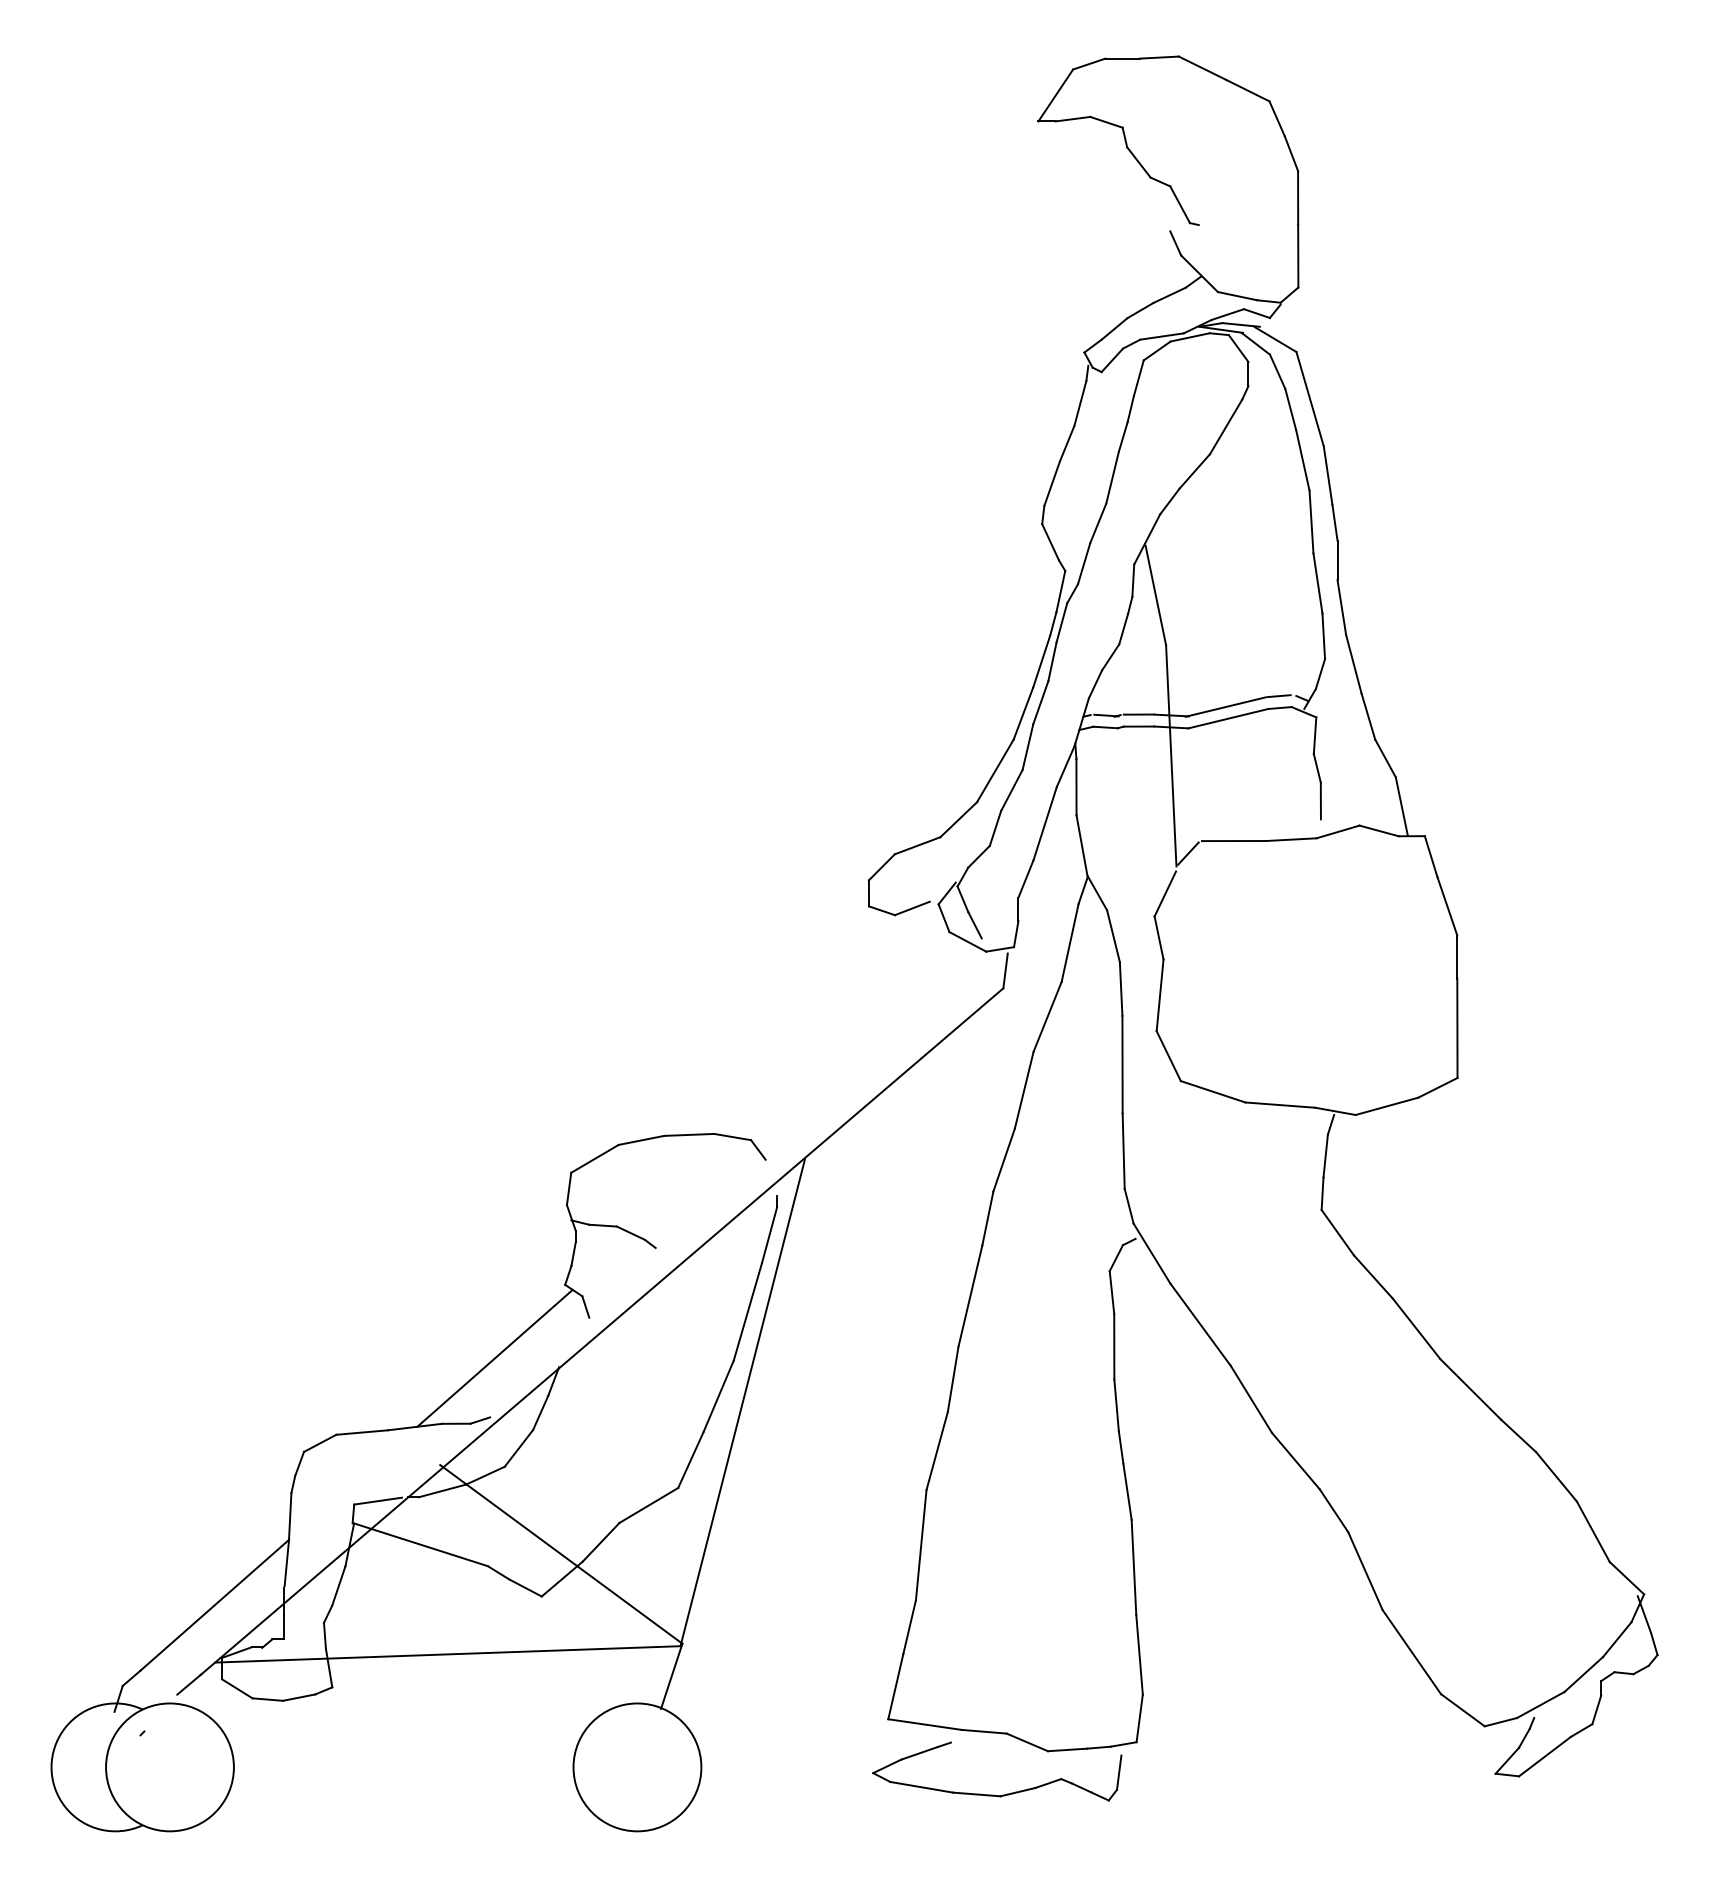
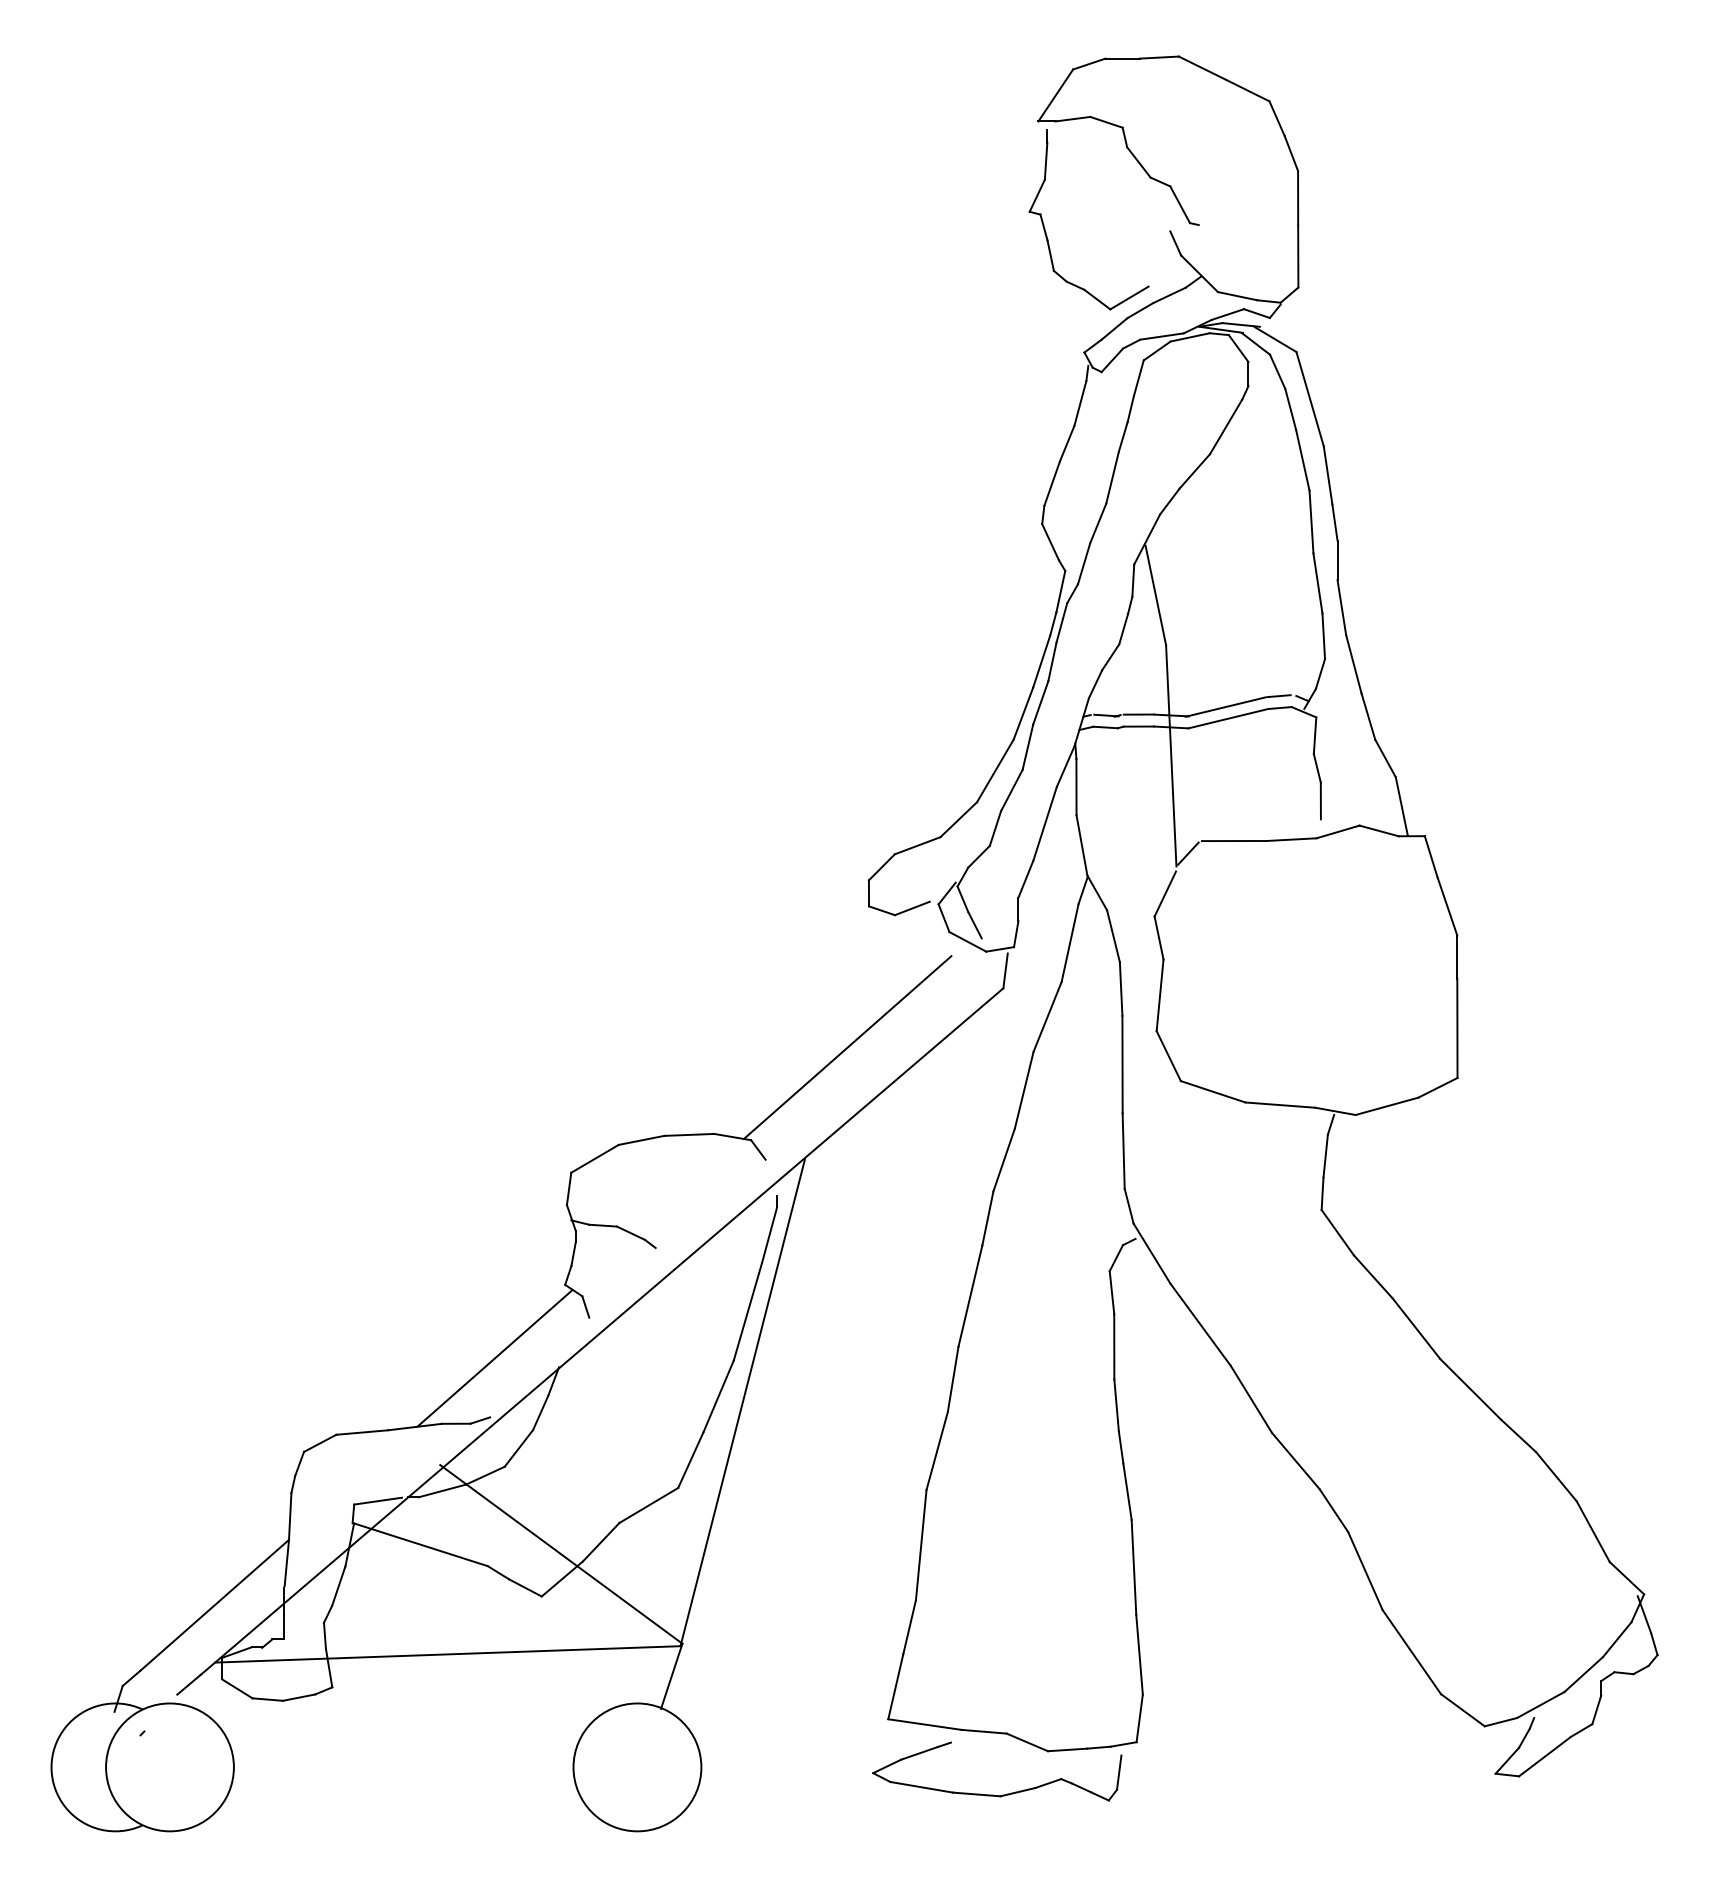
part: none -> present (1045, 228)
line: none -> present (847, 1047)
